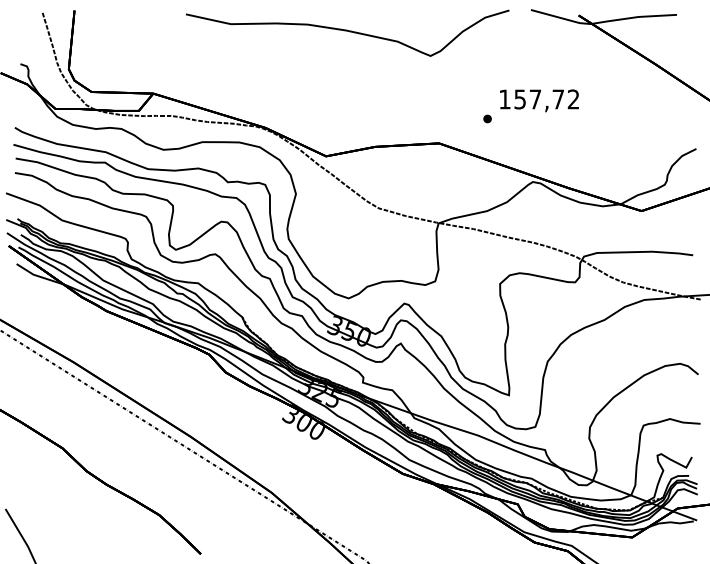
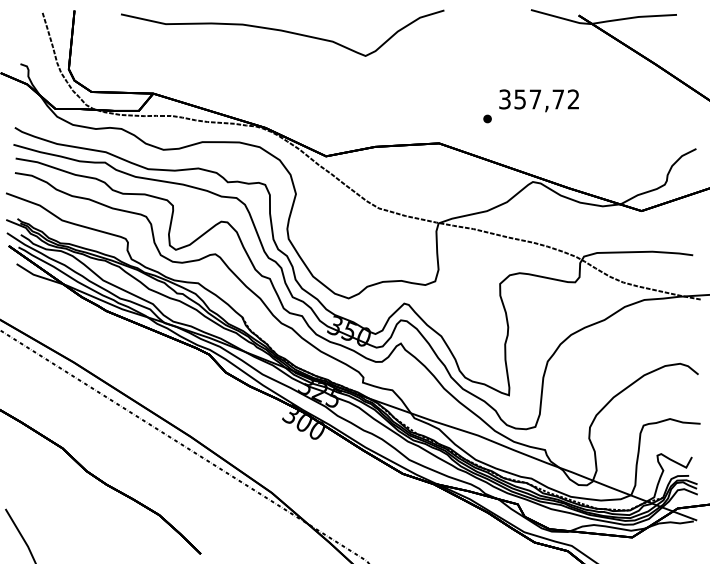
curve position: (347, 31) -> (282, 31) (282, 31)
text: 157,72 -> 357,72 (504, 99)
